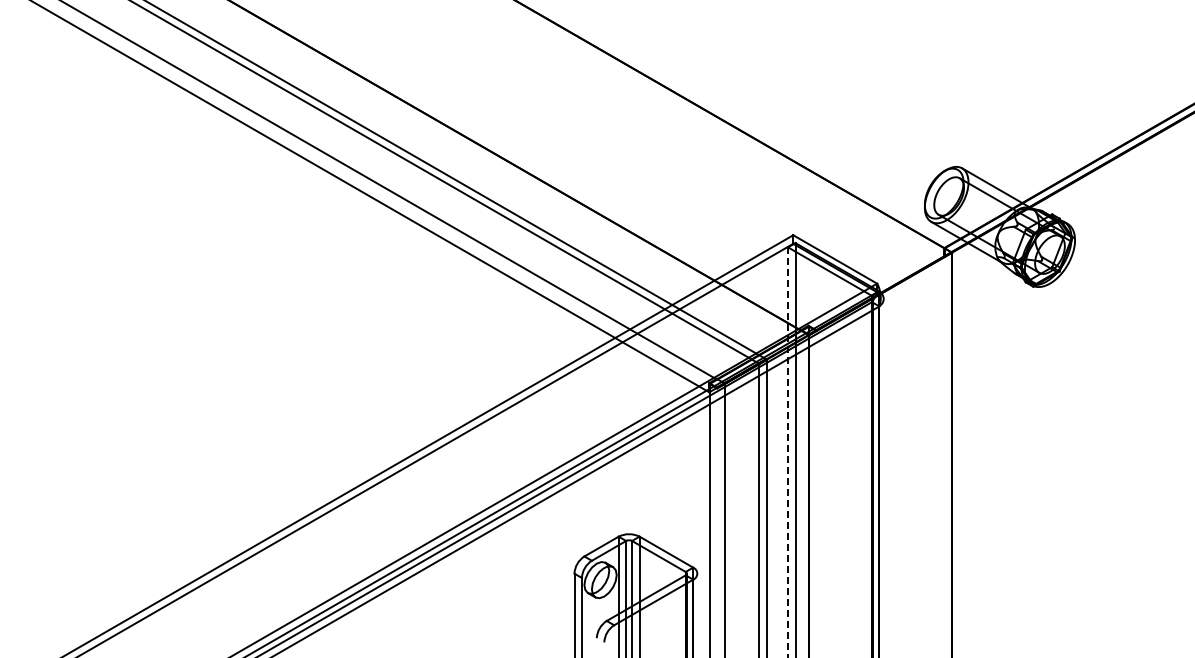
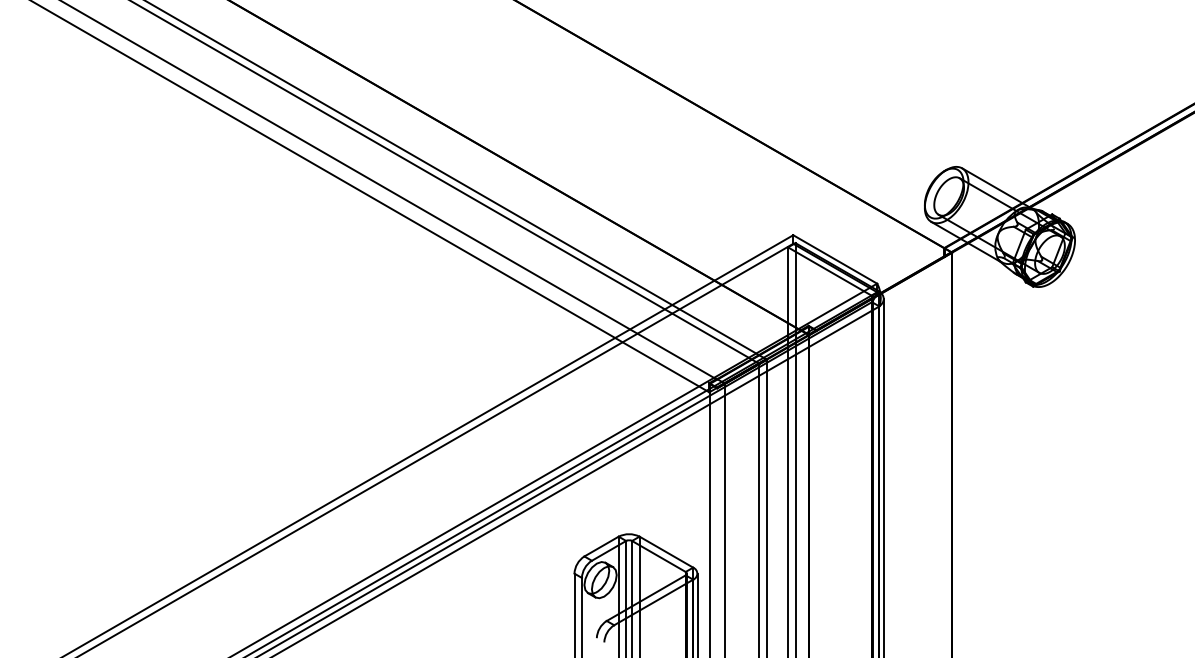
line: dashed -> solid (788, 452)
line: none -> present (883, 476)
line: none -> present (697, 613)
